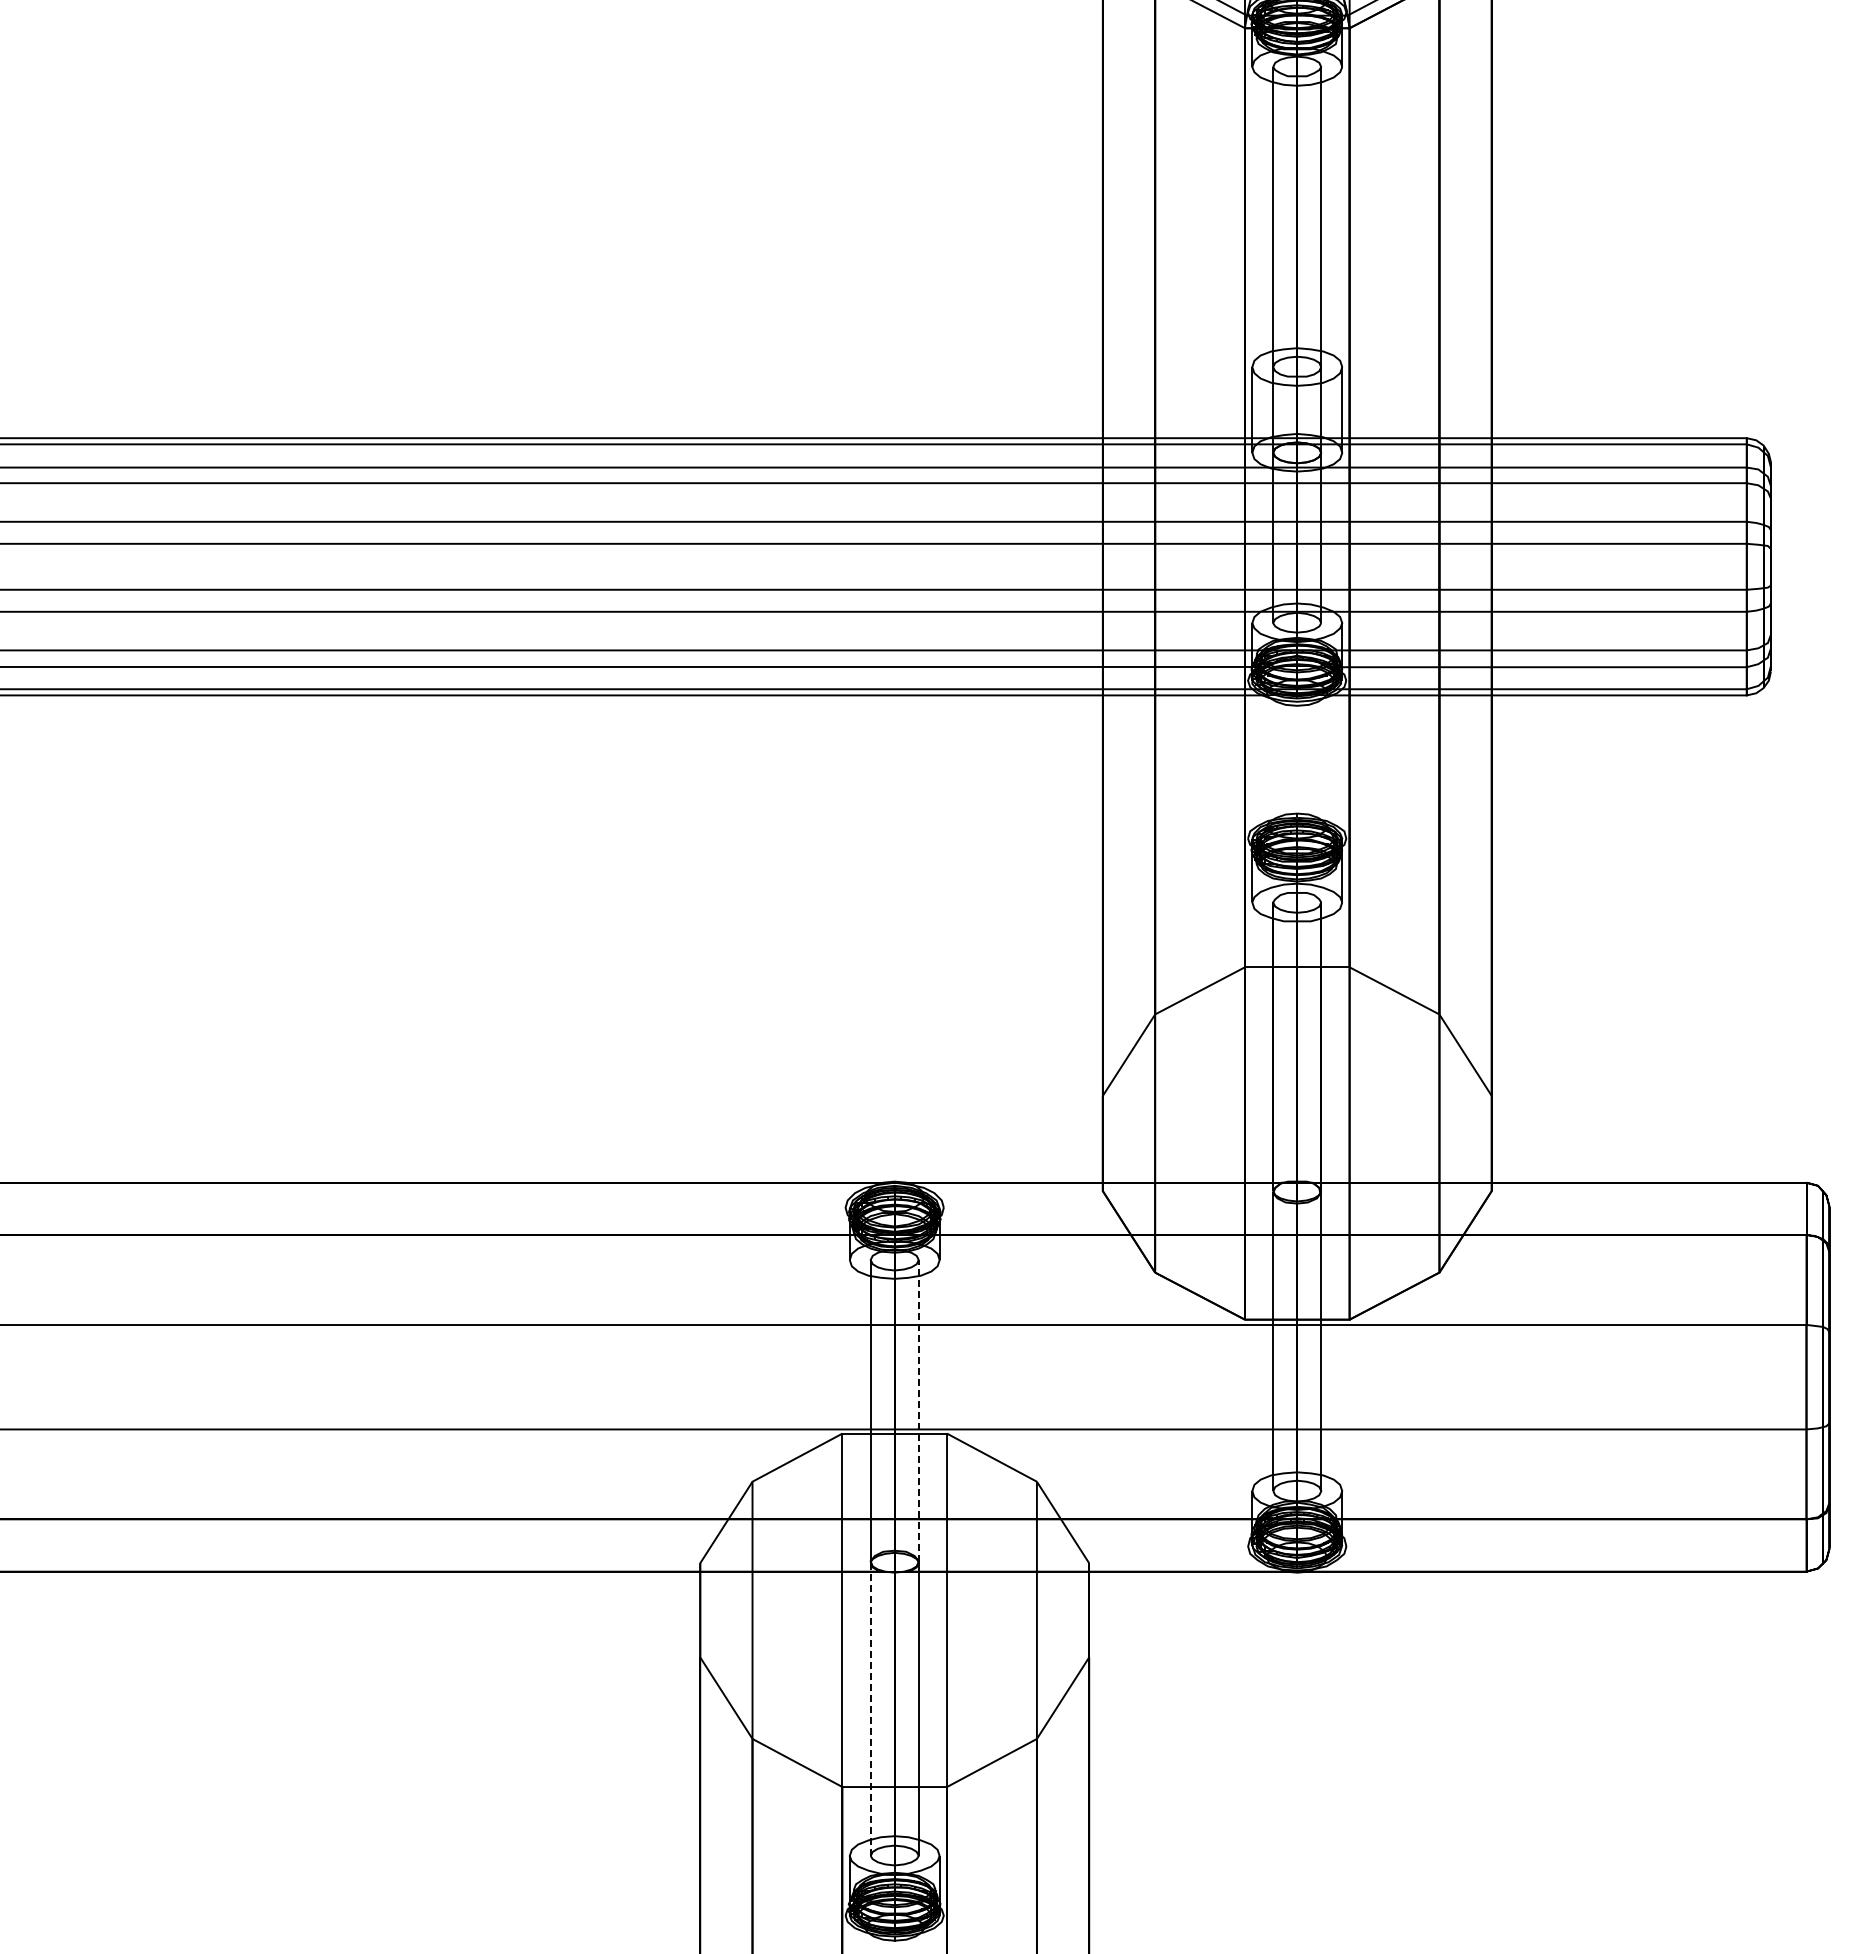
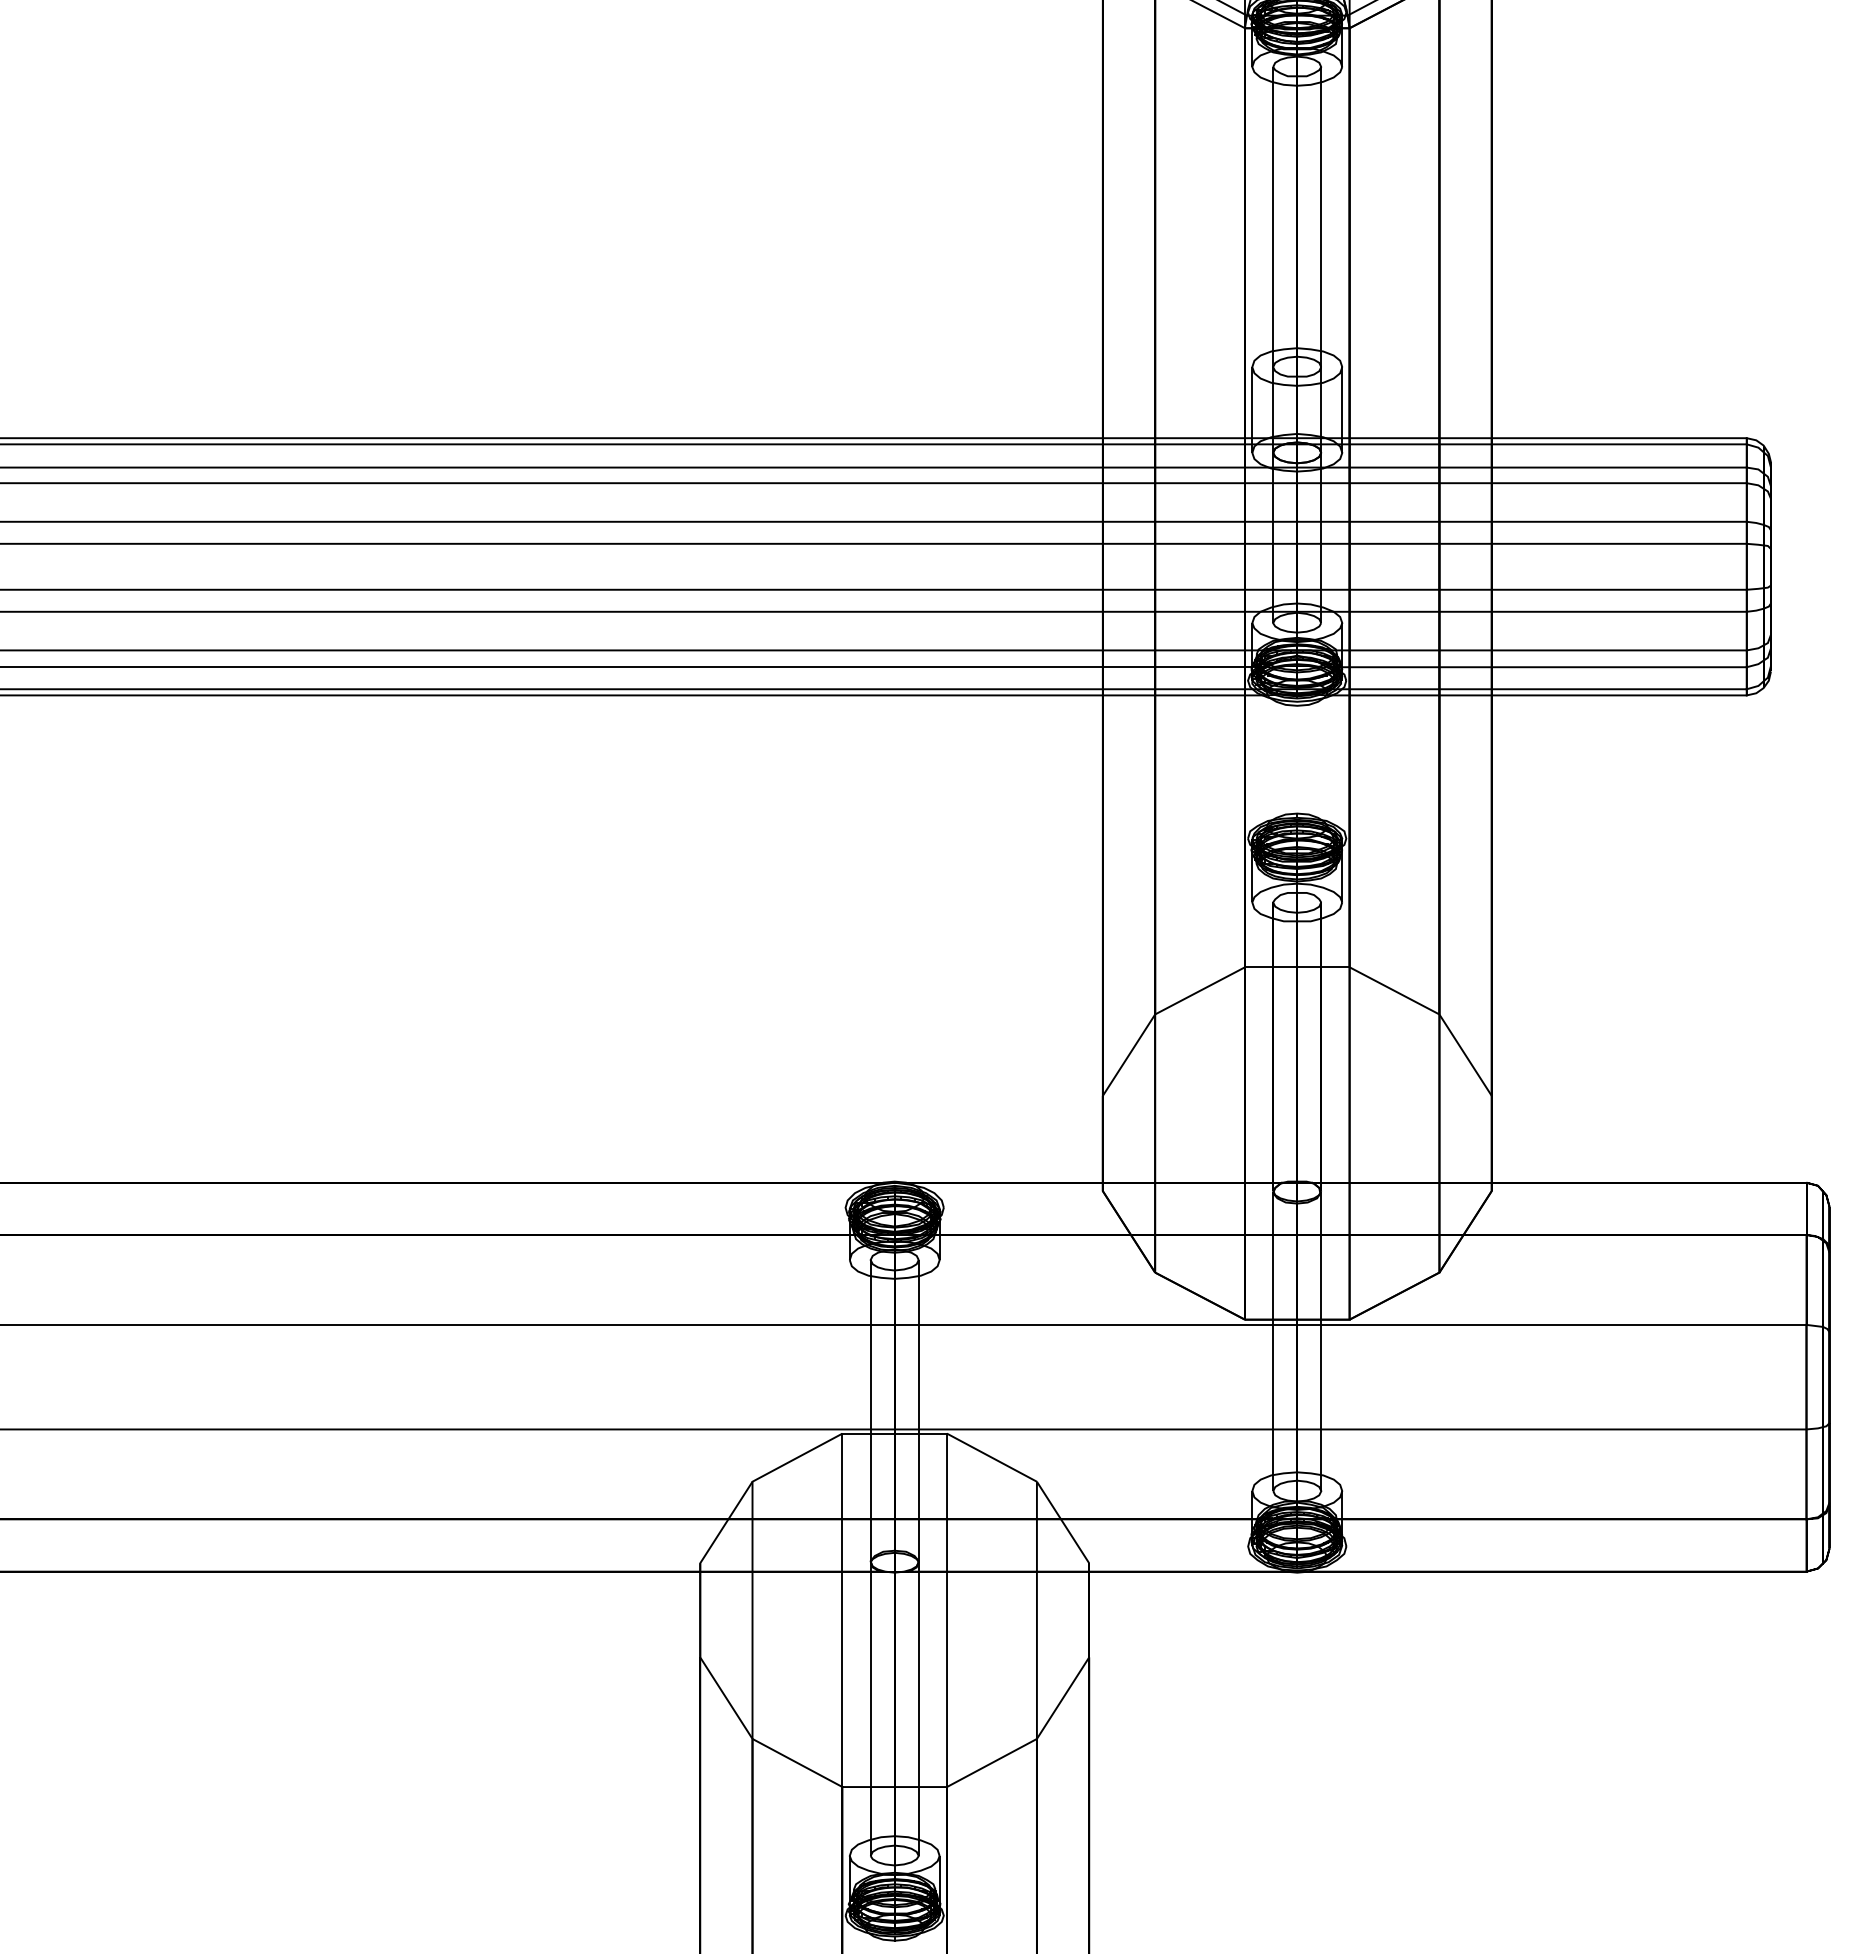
line: dashed -> solid (918, 1410)
line: dashed -> solid (870, 1709)
